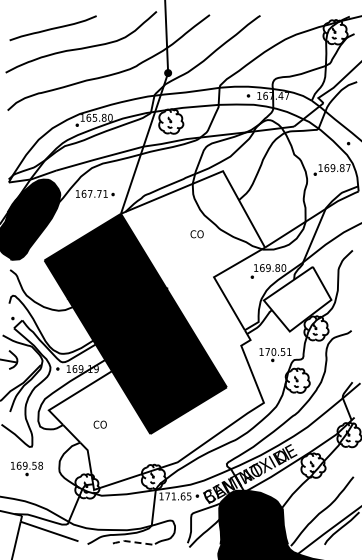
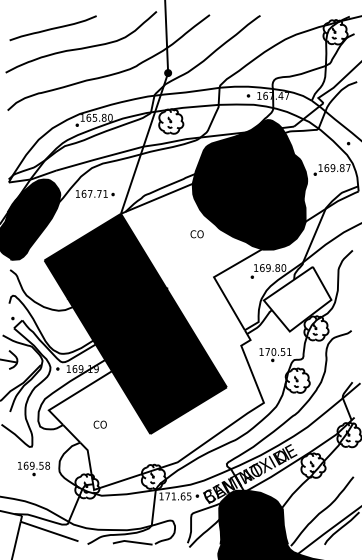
fill: none -> present (249, 184)
part position: (26, 468) -> (33, 468) (33, 468)
line: dashed -> solid (131, 541)
